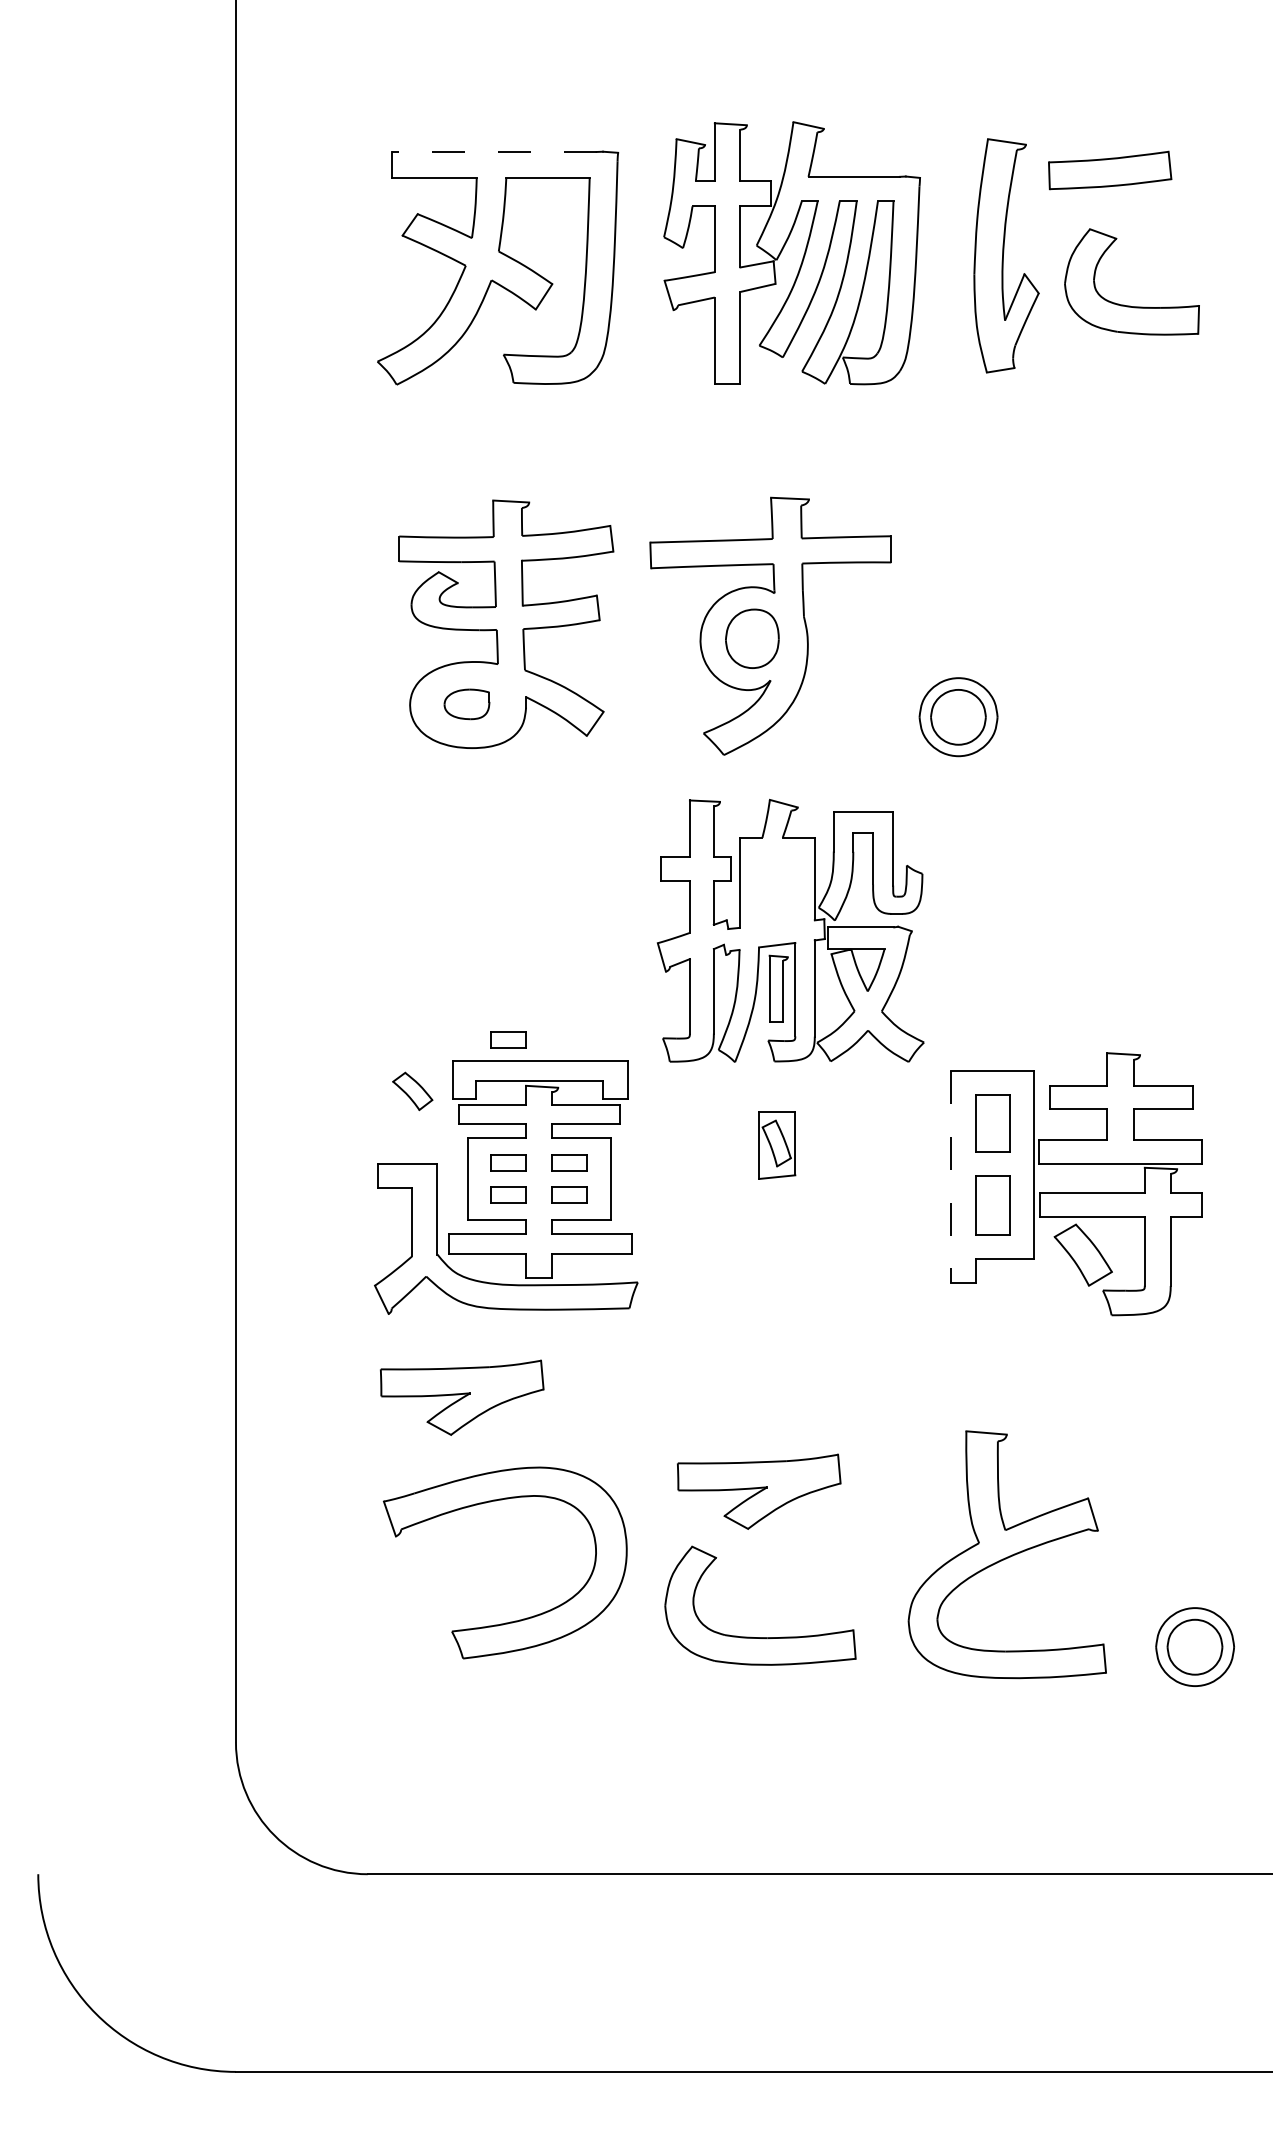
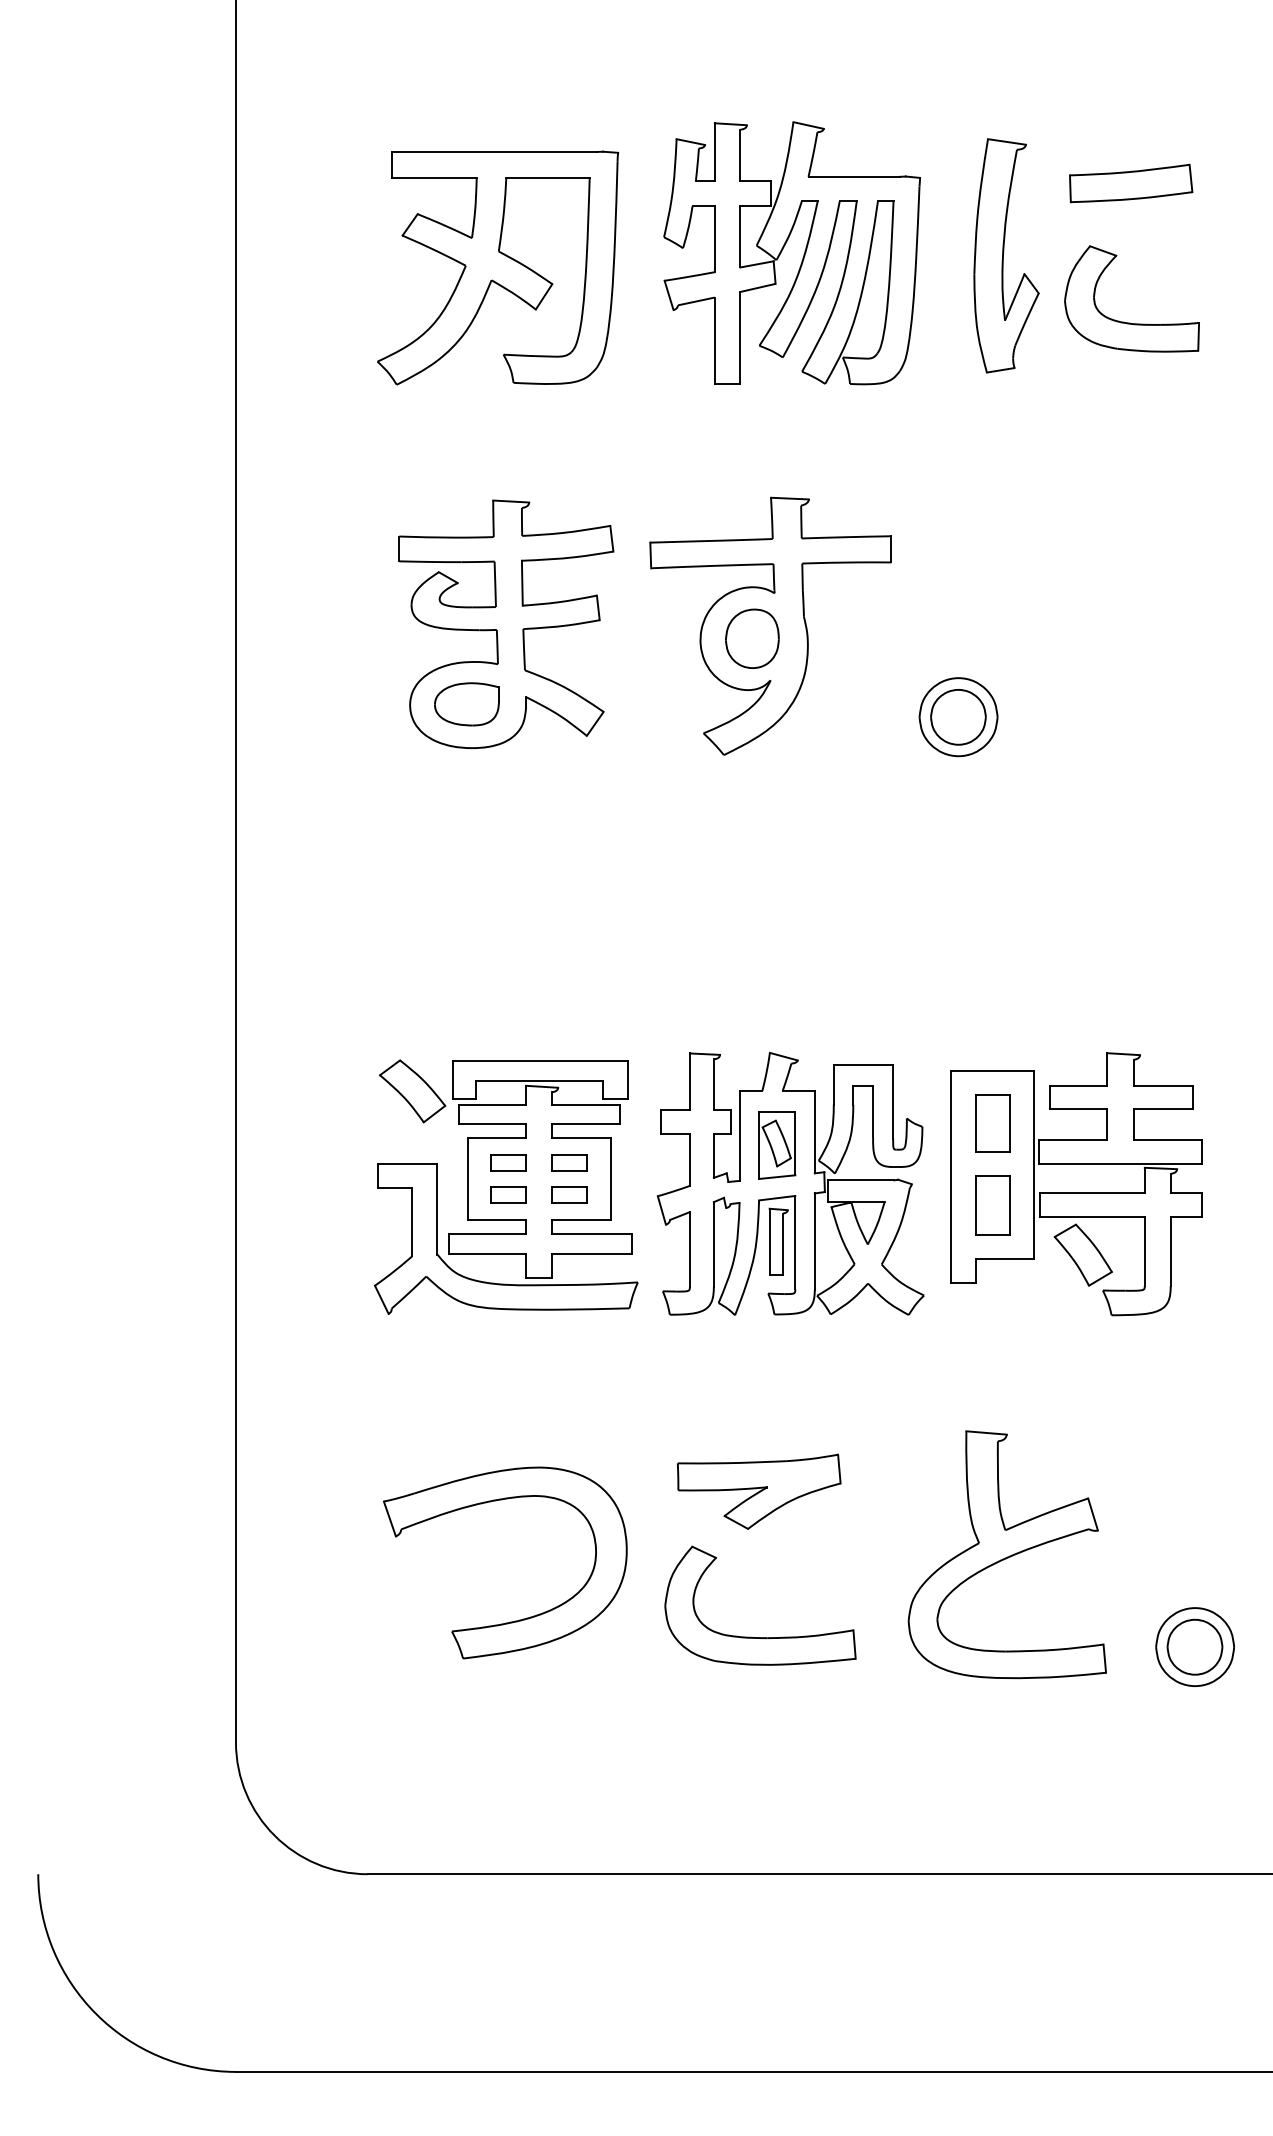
line: dashed -> solid (493, 152)
part position: (1110, 170) -> (1131, 183) (1131, 183)
part position: (1130, 305) -> (1130, 322) (1130, 322)
part size: 48x33 px -> 66x45 px (466, 704)
part position: (790, 930) -> (790, 1183) (790, 1183)
part: present -> none (508, 1039)
part size: 42x41 px -> 68x65 px (412, 1091)
line: dashed -> solid (951, 1177)
part: present -> none (462, 1397)
